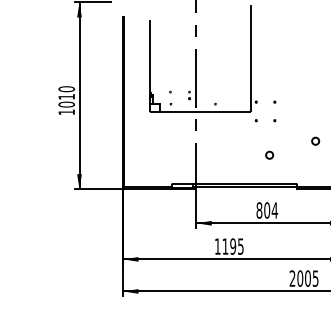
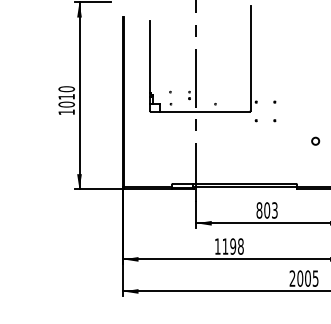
circle: present -> none (269, 154)
text: 804 -> 803 (274, 210)
text: 1195 -> 1198 (240, 246)
